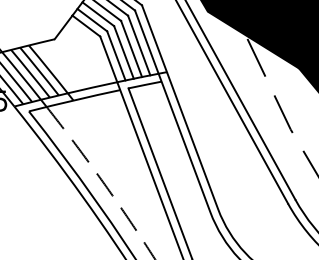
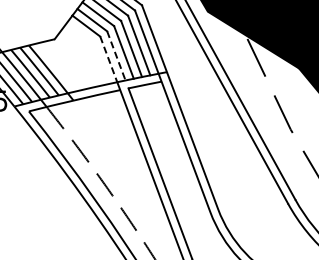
line: solid -> dashed (116, 56)
line: solid -> dashed (108, 59)
